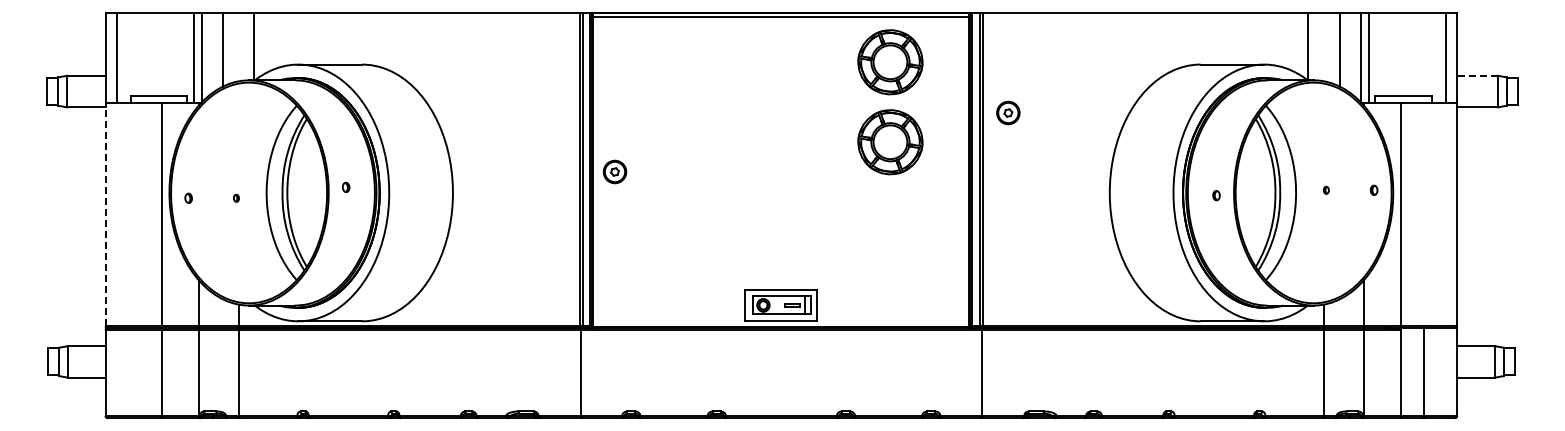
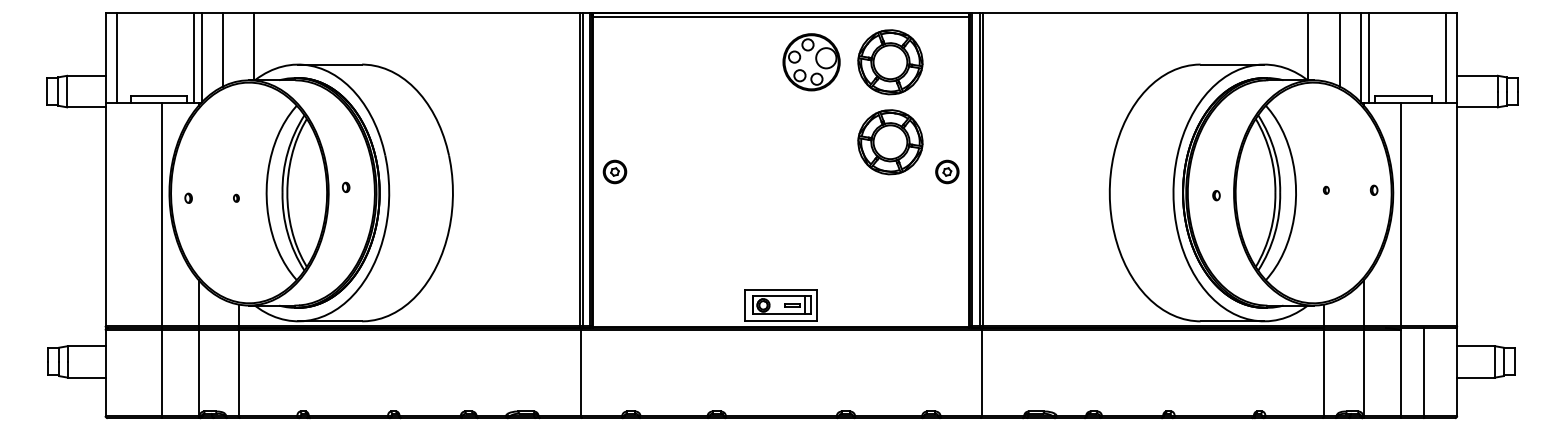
part: none -> present (811, 62)
line: dashed -> solid (1477, 75)
part position: (1008, 112) -> (947, 171) (947, 171)
line: dashed -> solid (105, 214)
